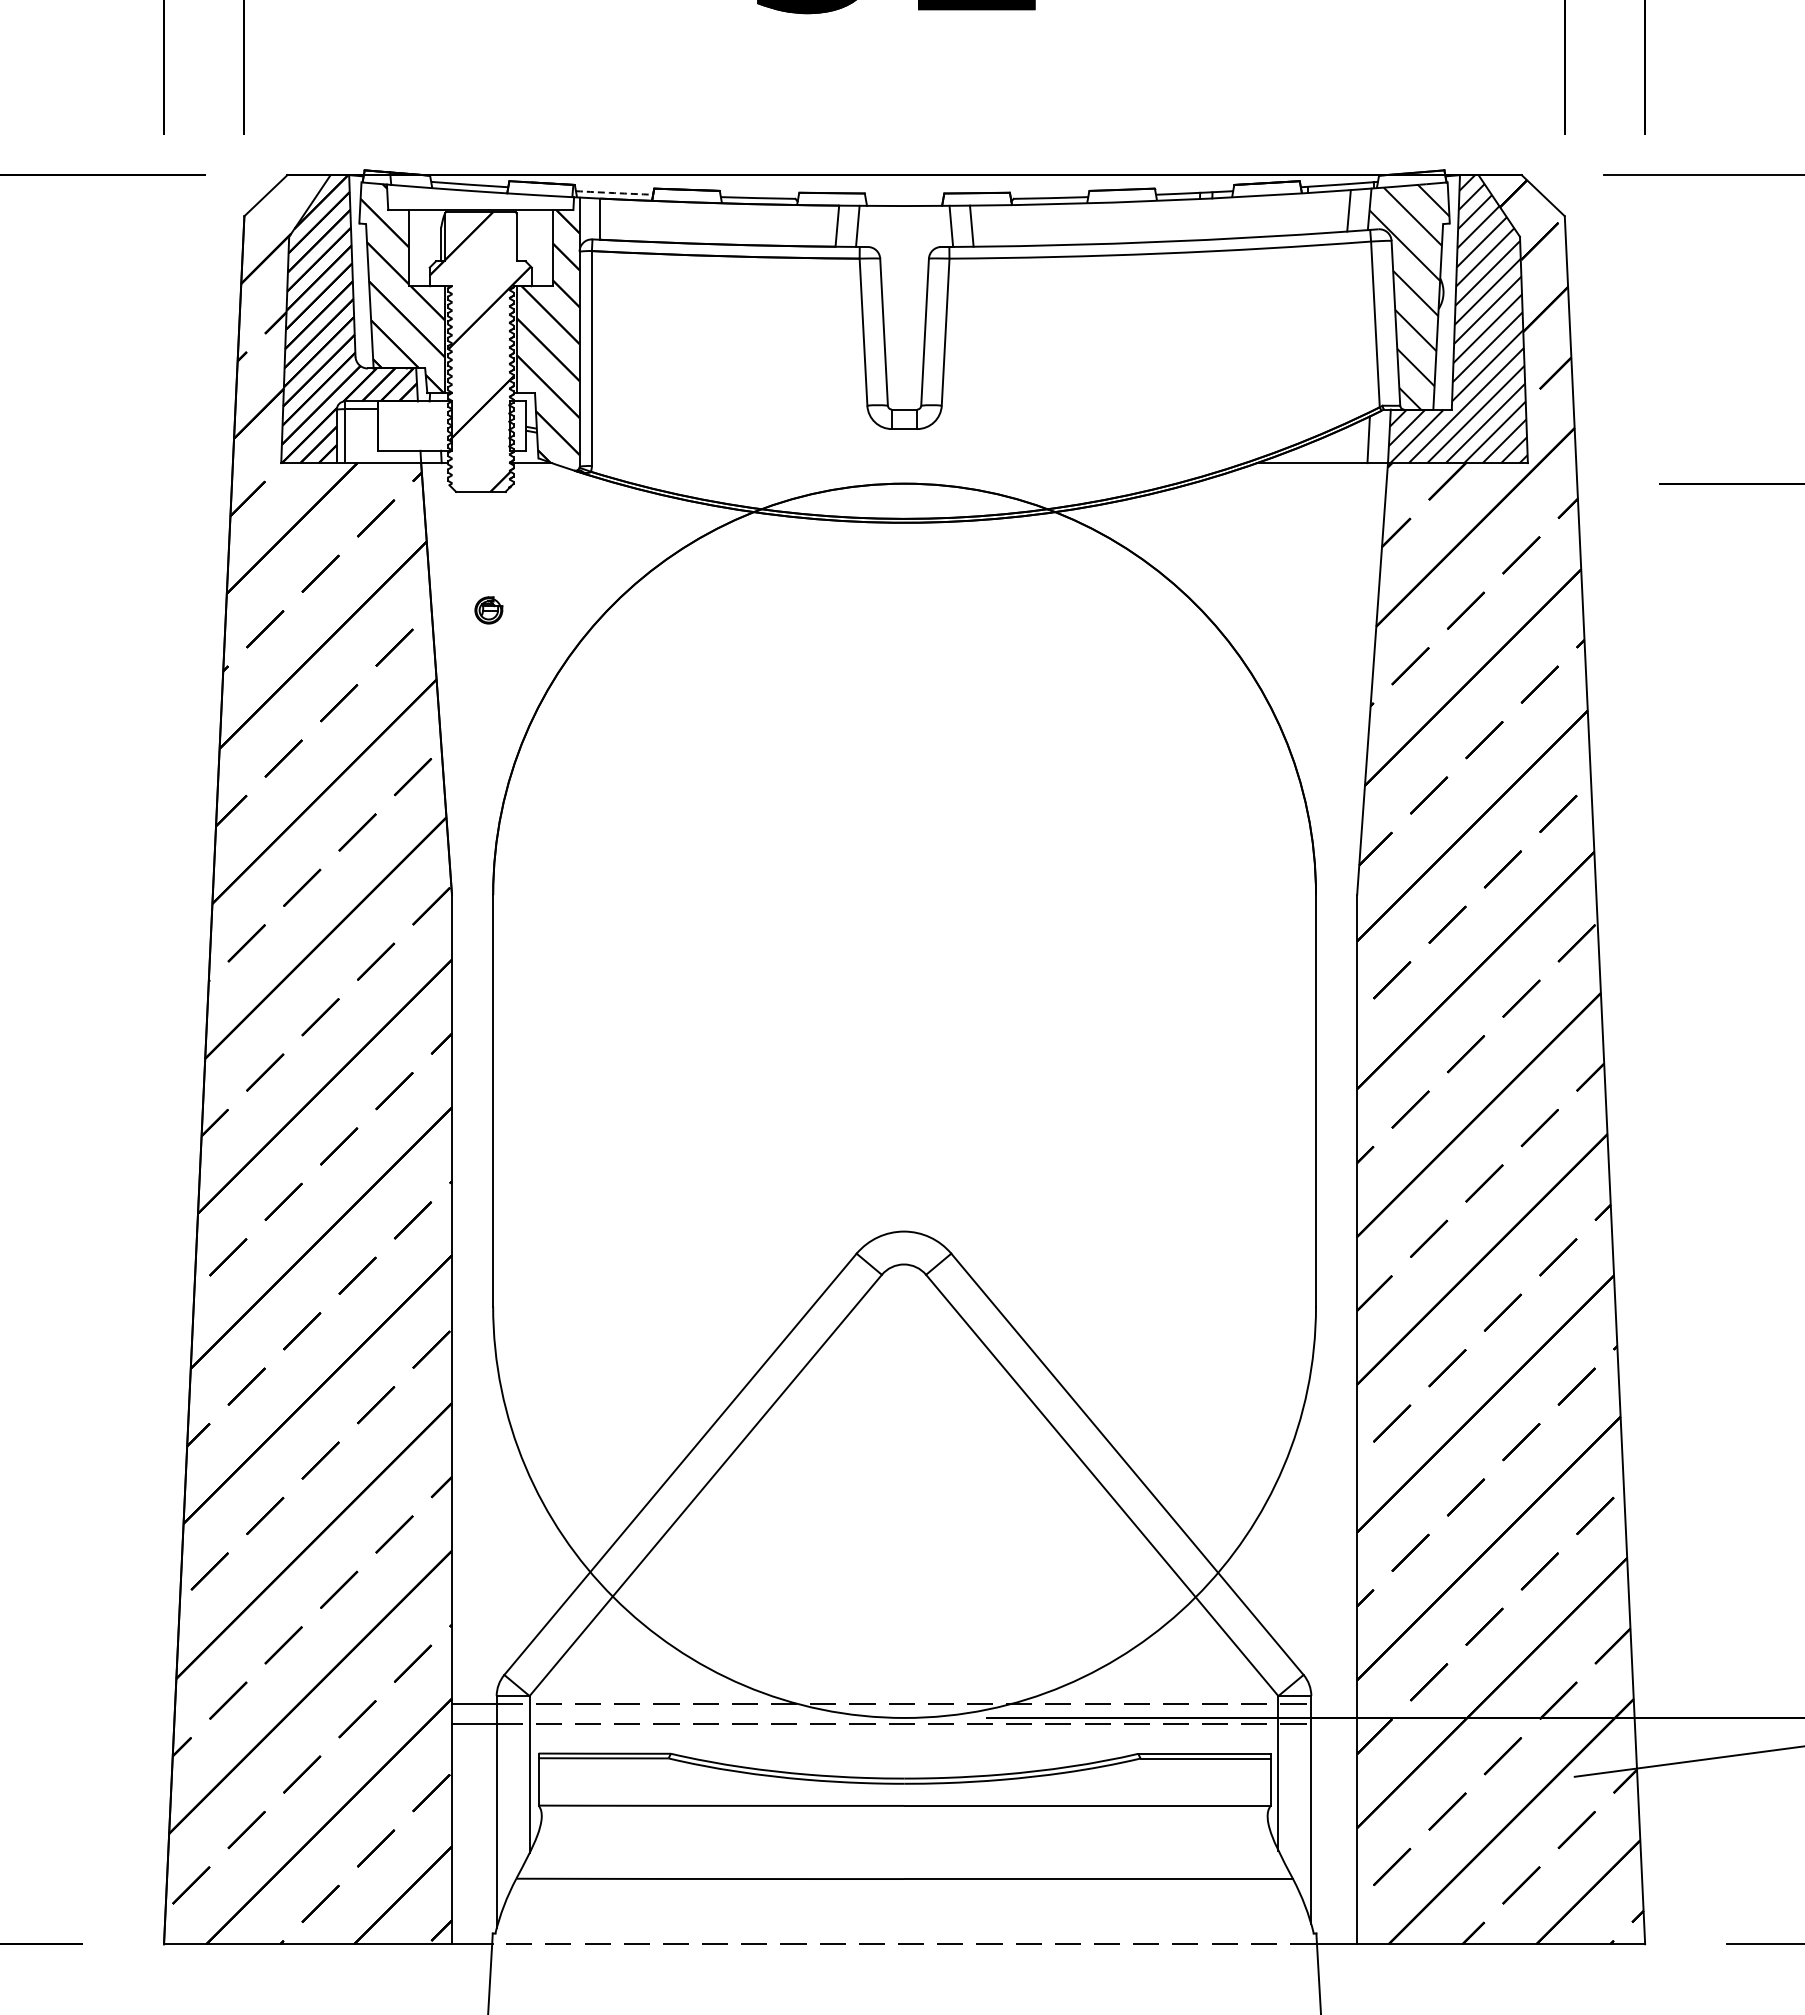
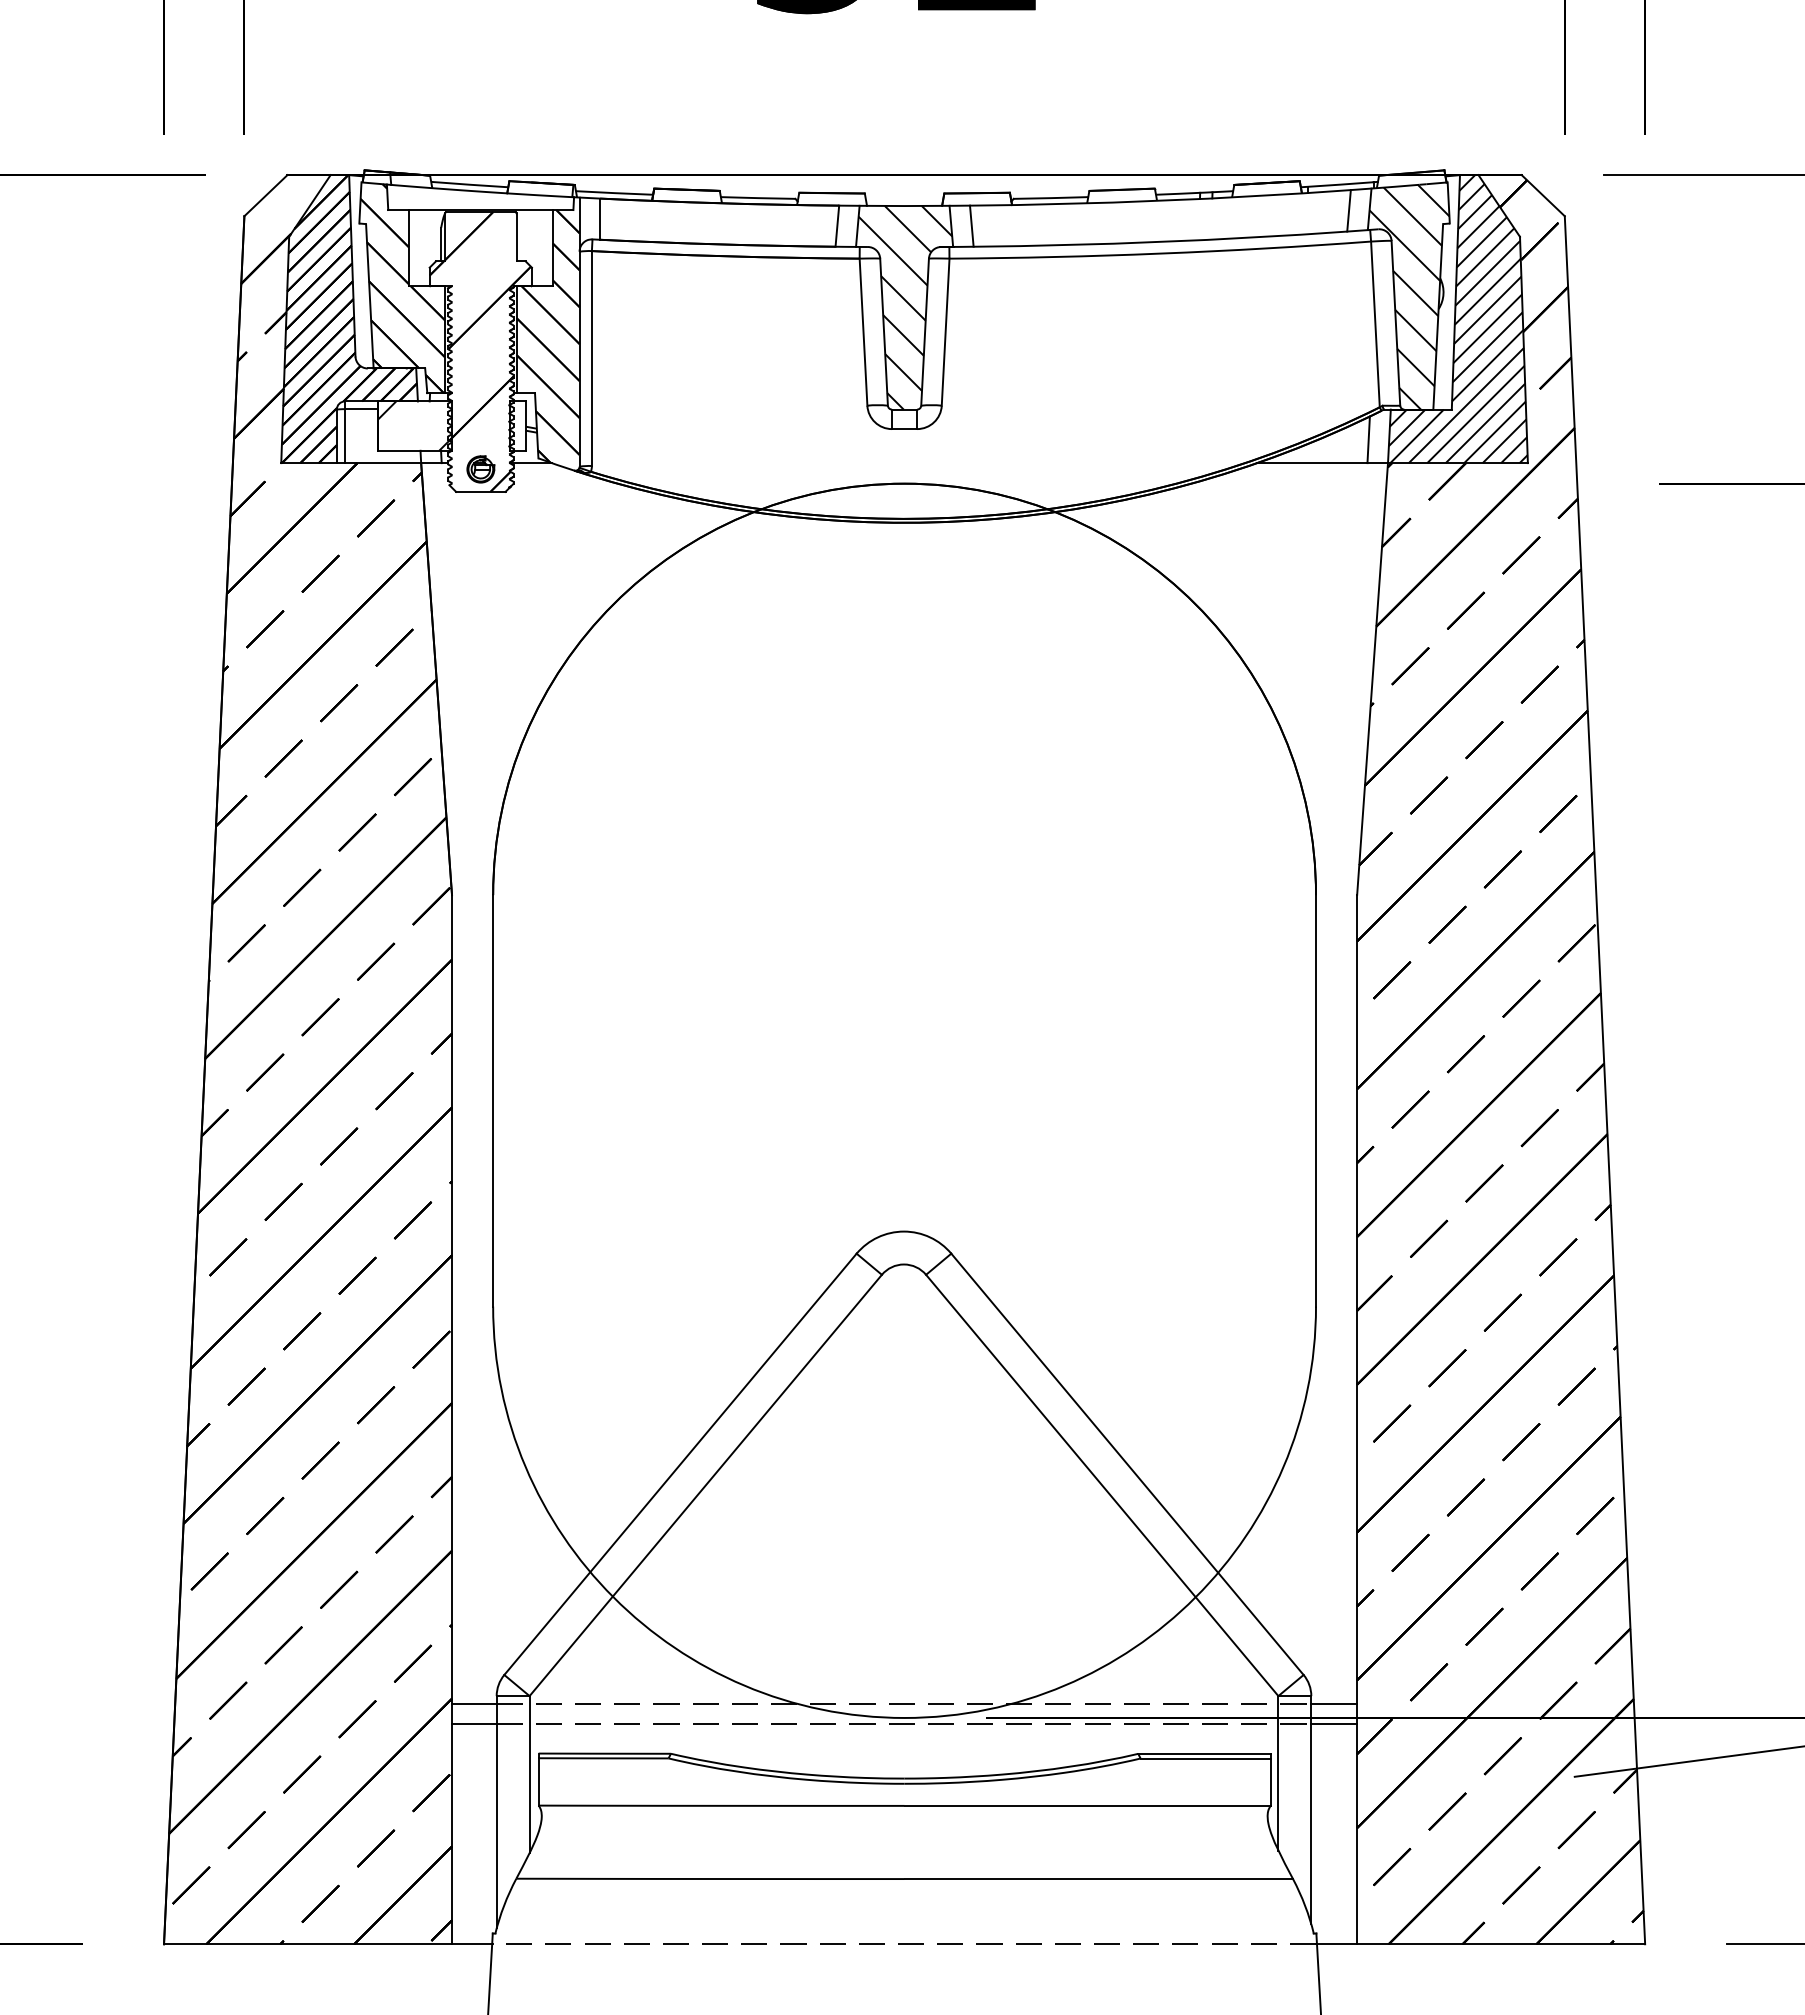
arc: dashed -> solid (614, 193)
hatch: none -> present (905, 307)
hatch: none -> present (414, 425)
part position: (488, 610) -> (480, 469) (480, 469)
line: none -> present (1334, 1703)
line: none -> present (1334, 1724)
